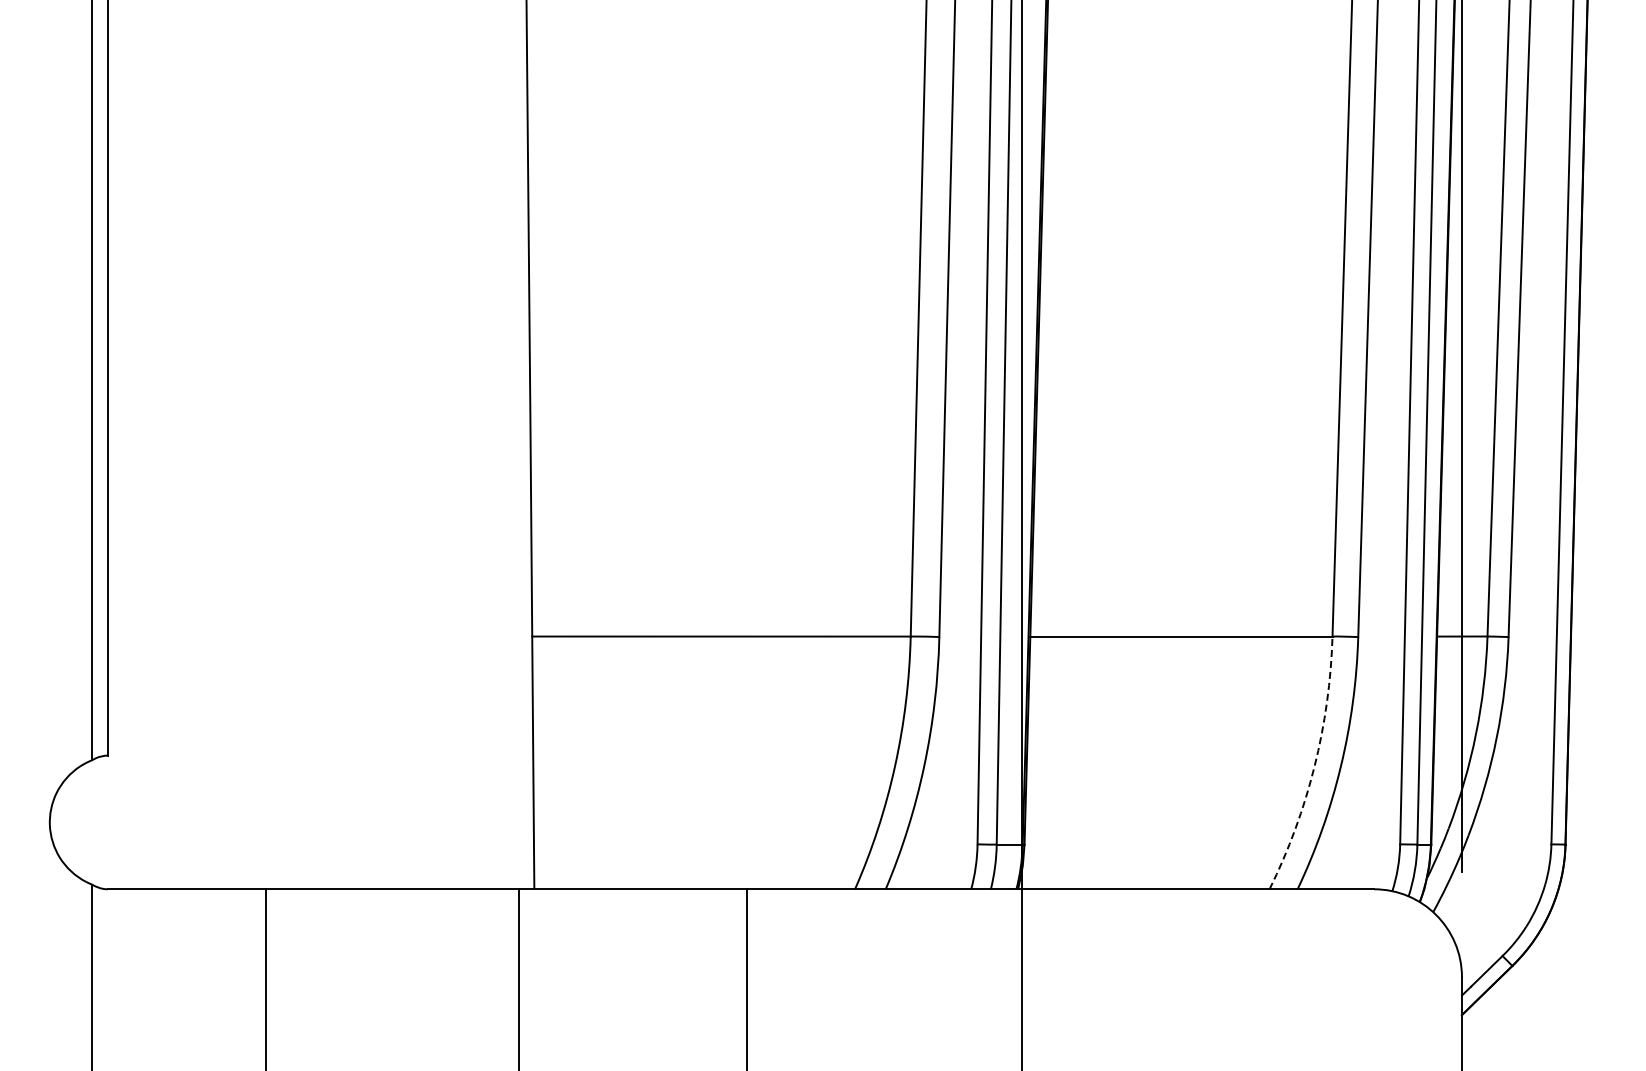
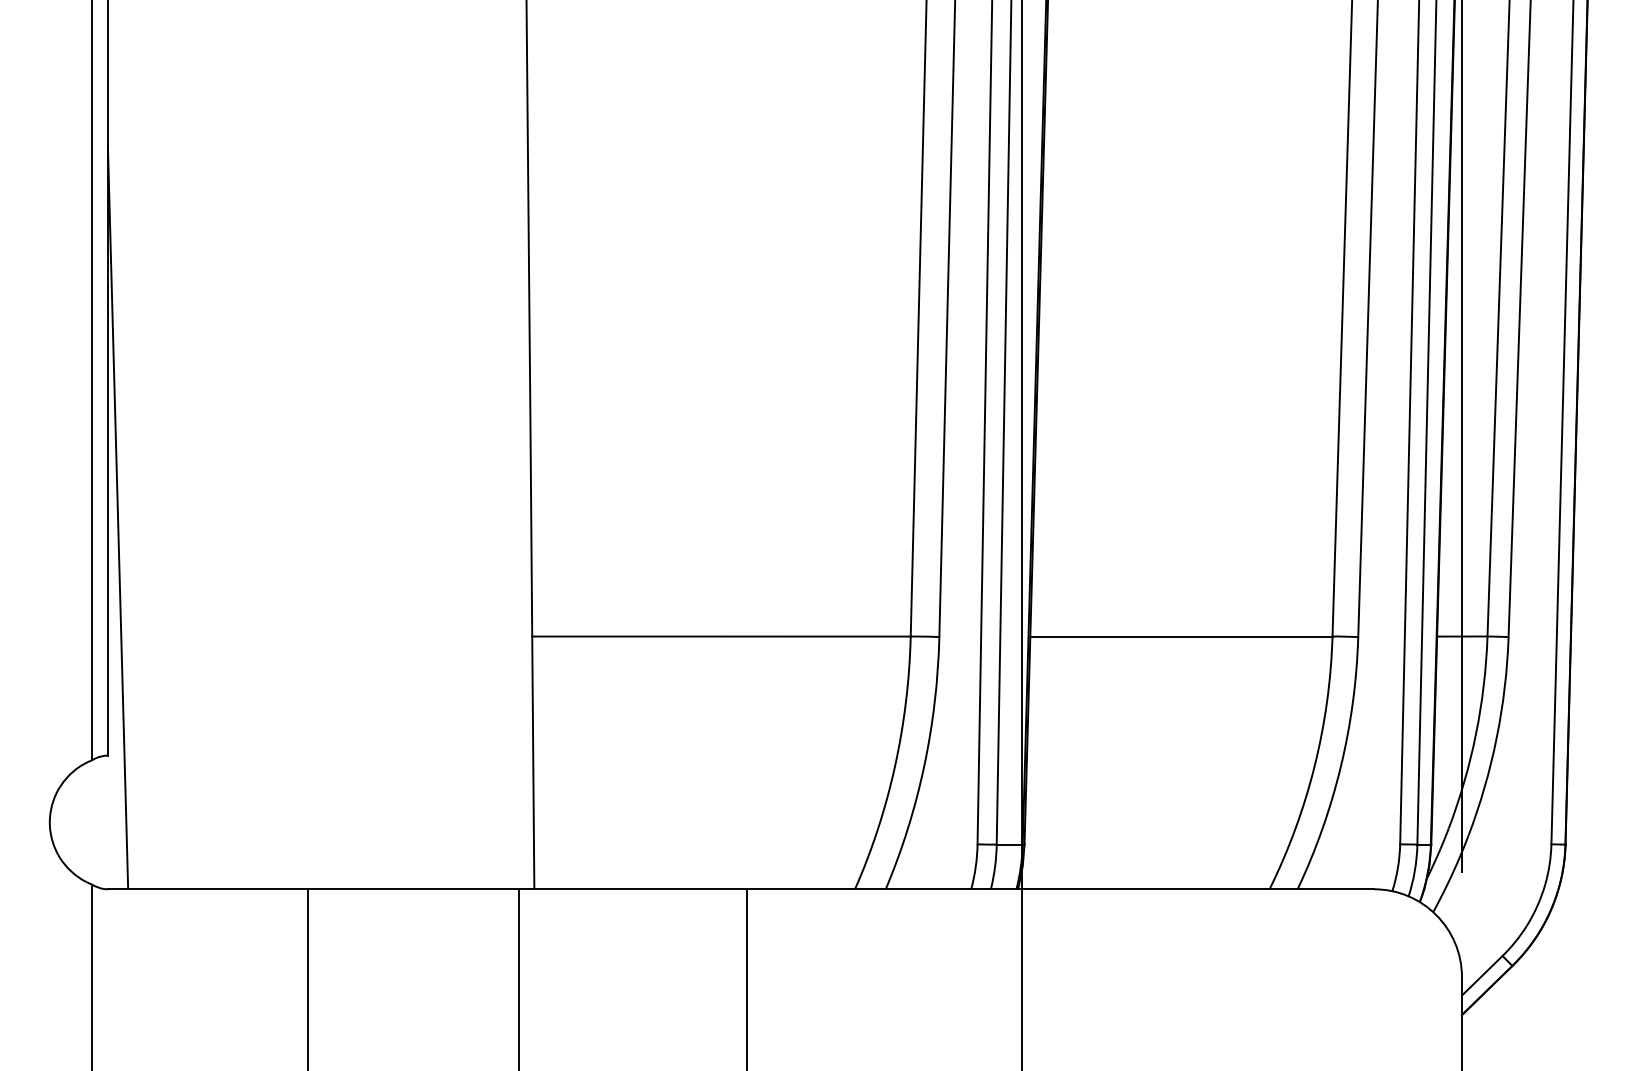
line: none -> present (117, 517)
arc: dashed -> solid (1314, 766)
line position: (266, 978) -> (308, 978) (308, 978)
